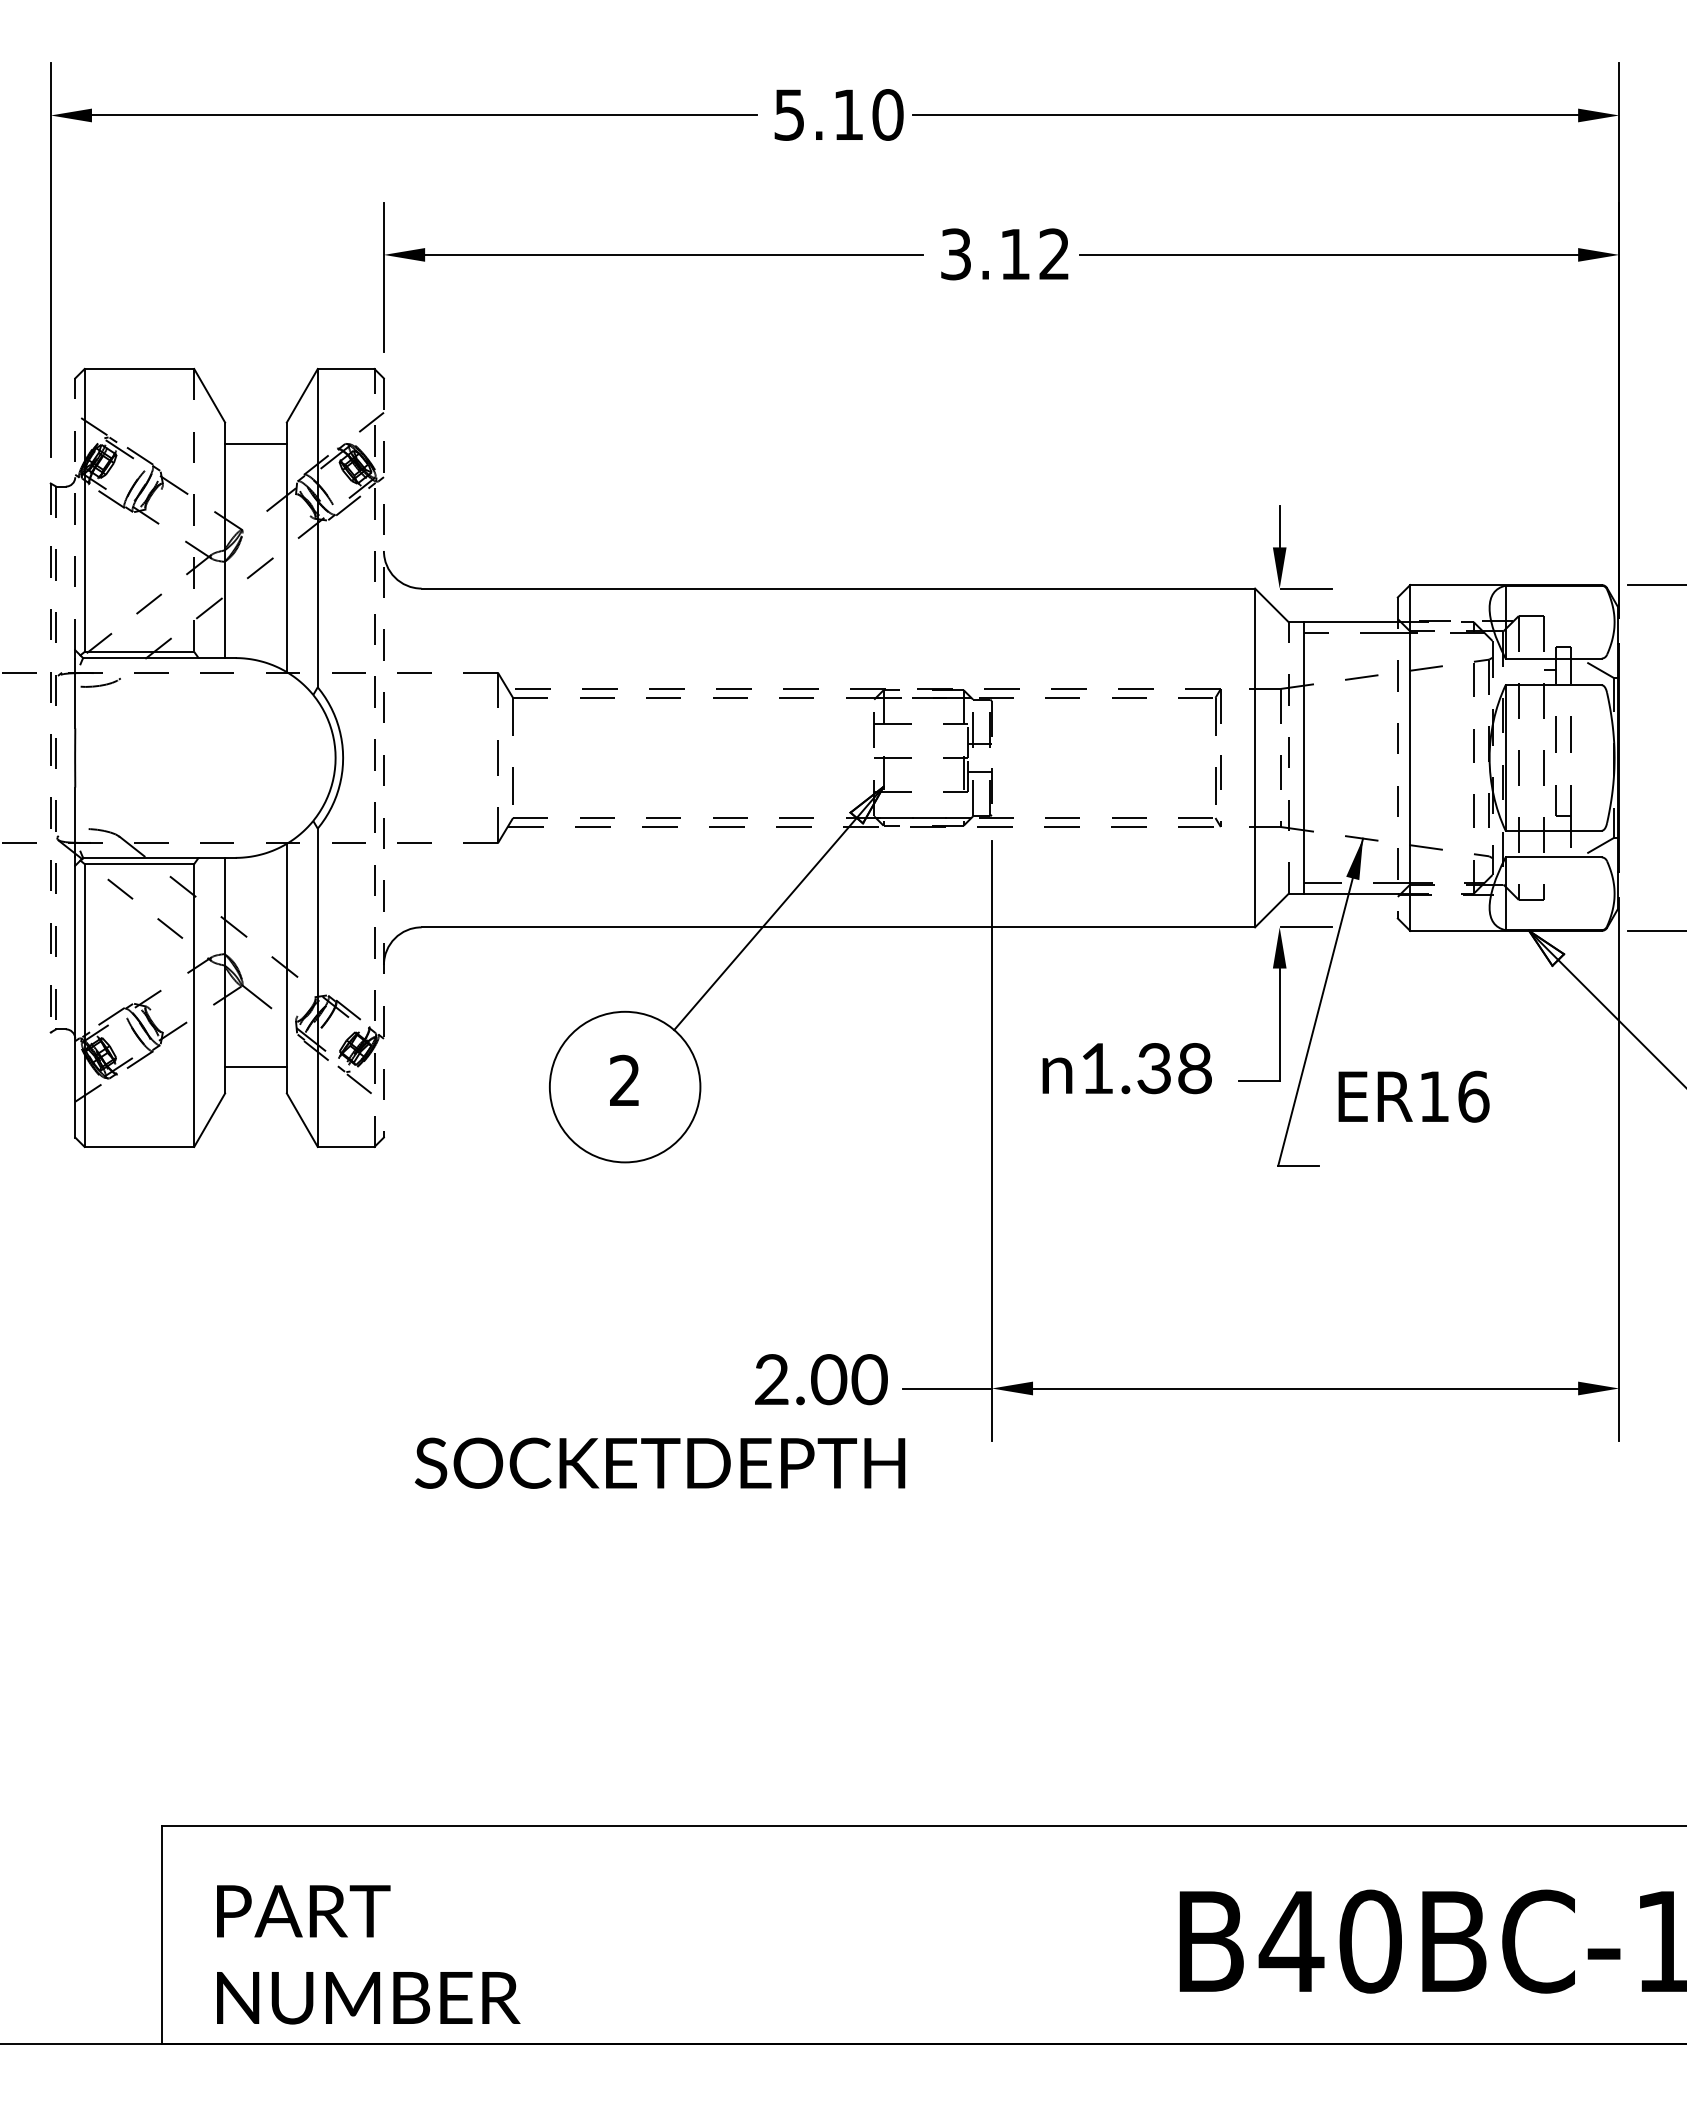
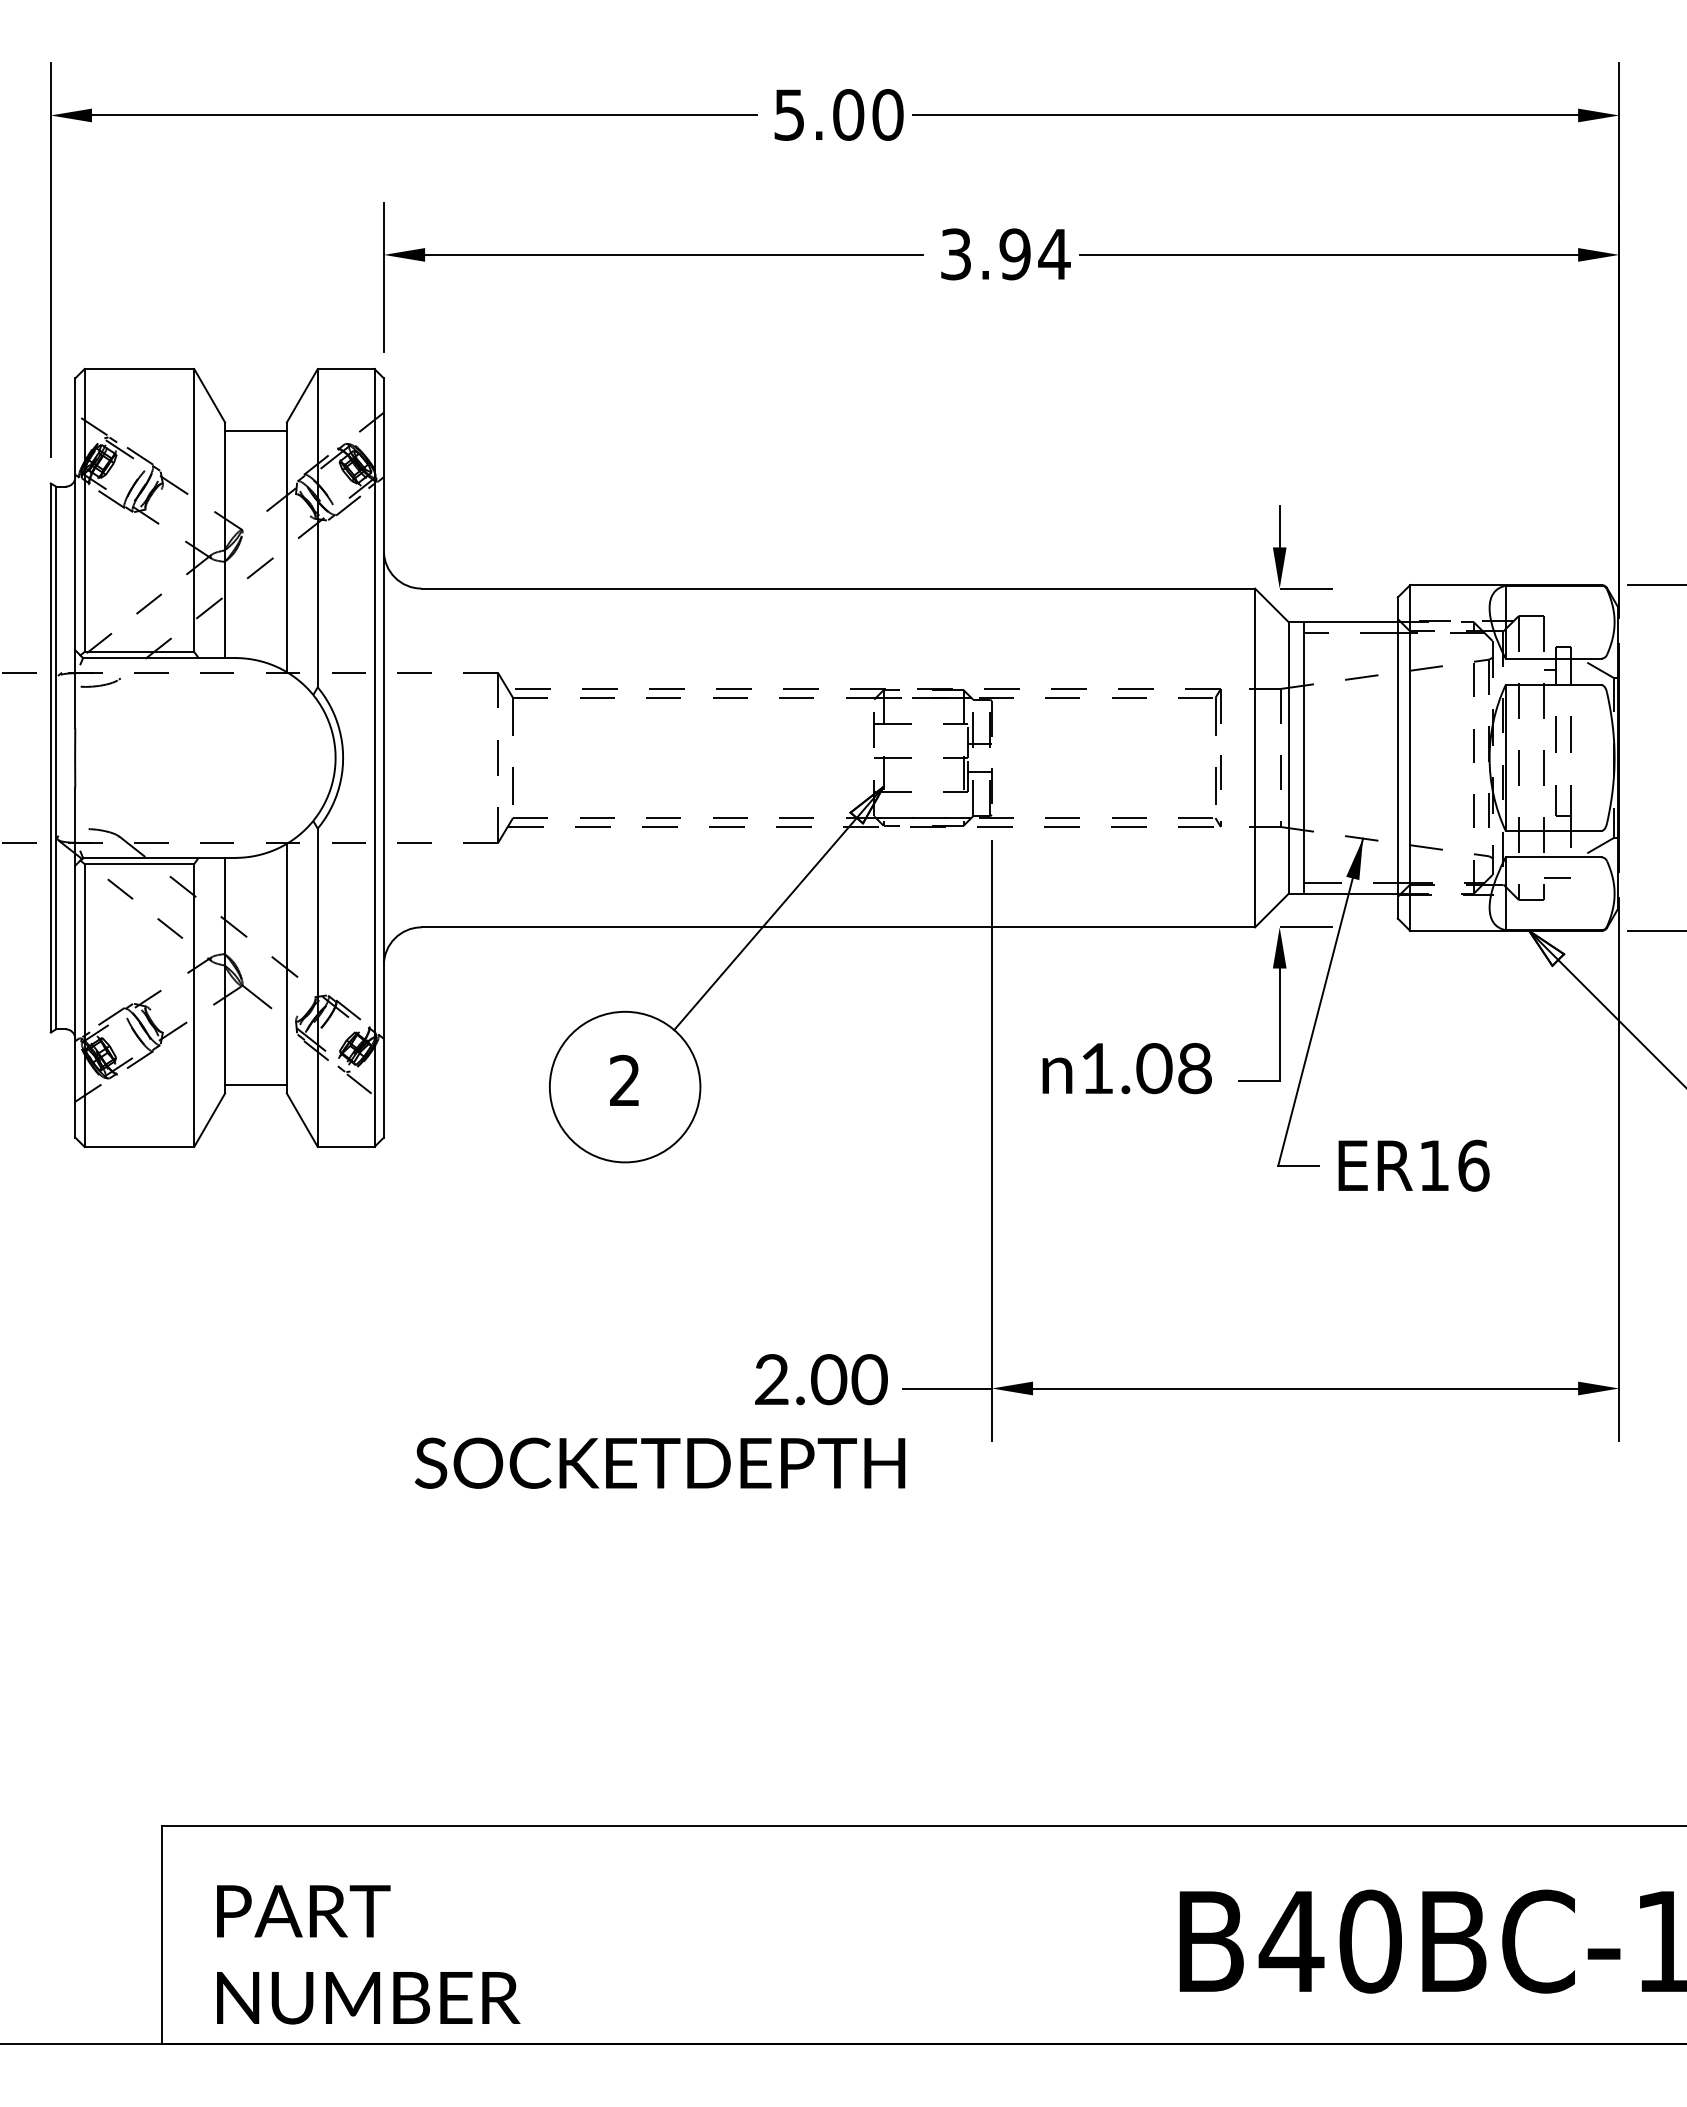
text: 5.10 -> 5.00 (848, 114)
text: 3.12 -> 3.94 (1034, 254)
line position: (255, 443) -> (255, 430) (255, 430)
line: dashed -> solid (194, 510)
line: dashed -> solid (75, 514)
line: dashed -> solid (374, 757)
line: dashed -> solid (383, 757)
line: dashed -> solid (1288, 757)
line: dashed -> solid (1397, 757)
line: dashed -> solid (50, 758)
line: dashed -> solid (56, 758)
line: none -> present (1556, 877)
line position: (255, 1067) -> (255, 1085) (255, 1085)
text: 1.38 -> 1.08 (1154, 1068)
text position: (1413, 1096) -> (1413, 1165) (1413, 1165)
